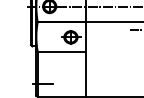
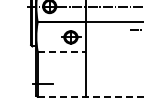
line: solid -> dashed (61, 51)
line: solid -> dashed (90, 96)
